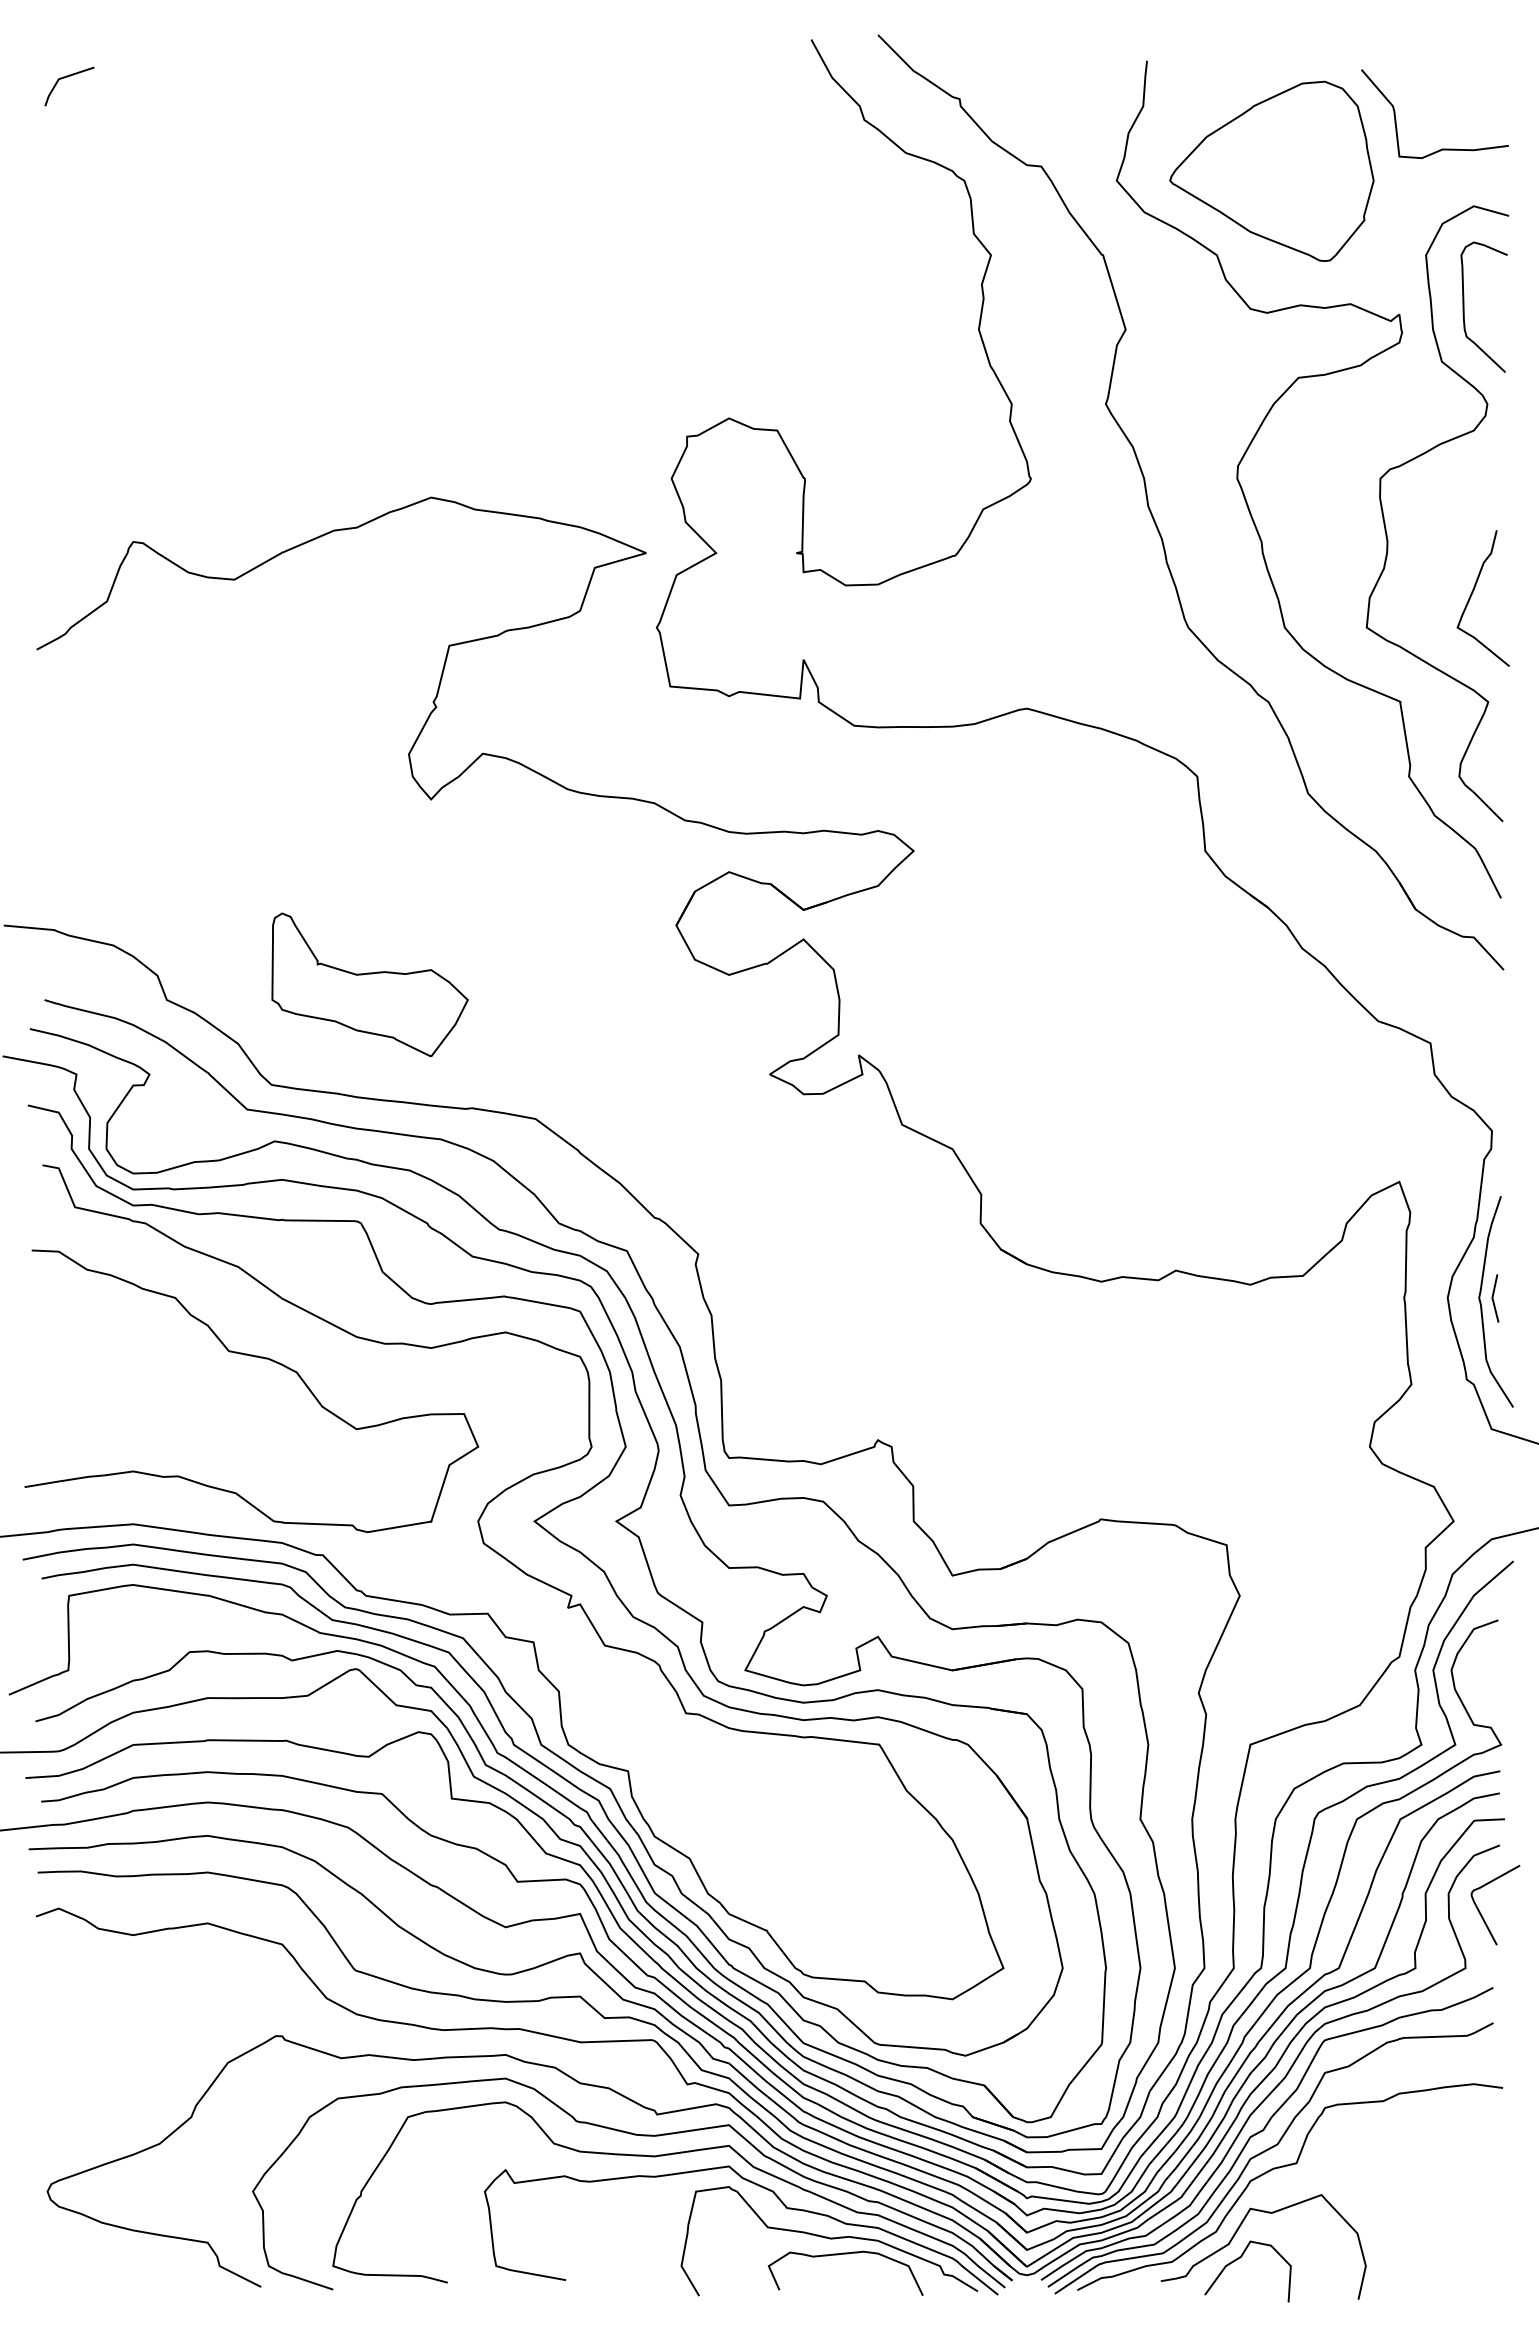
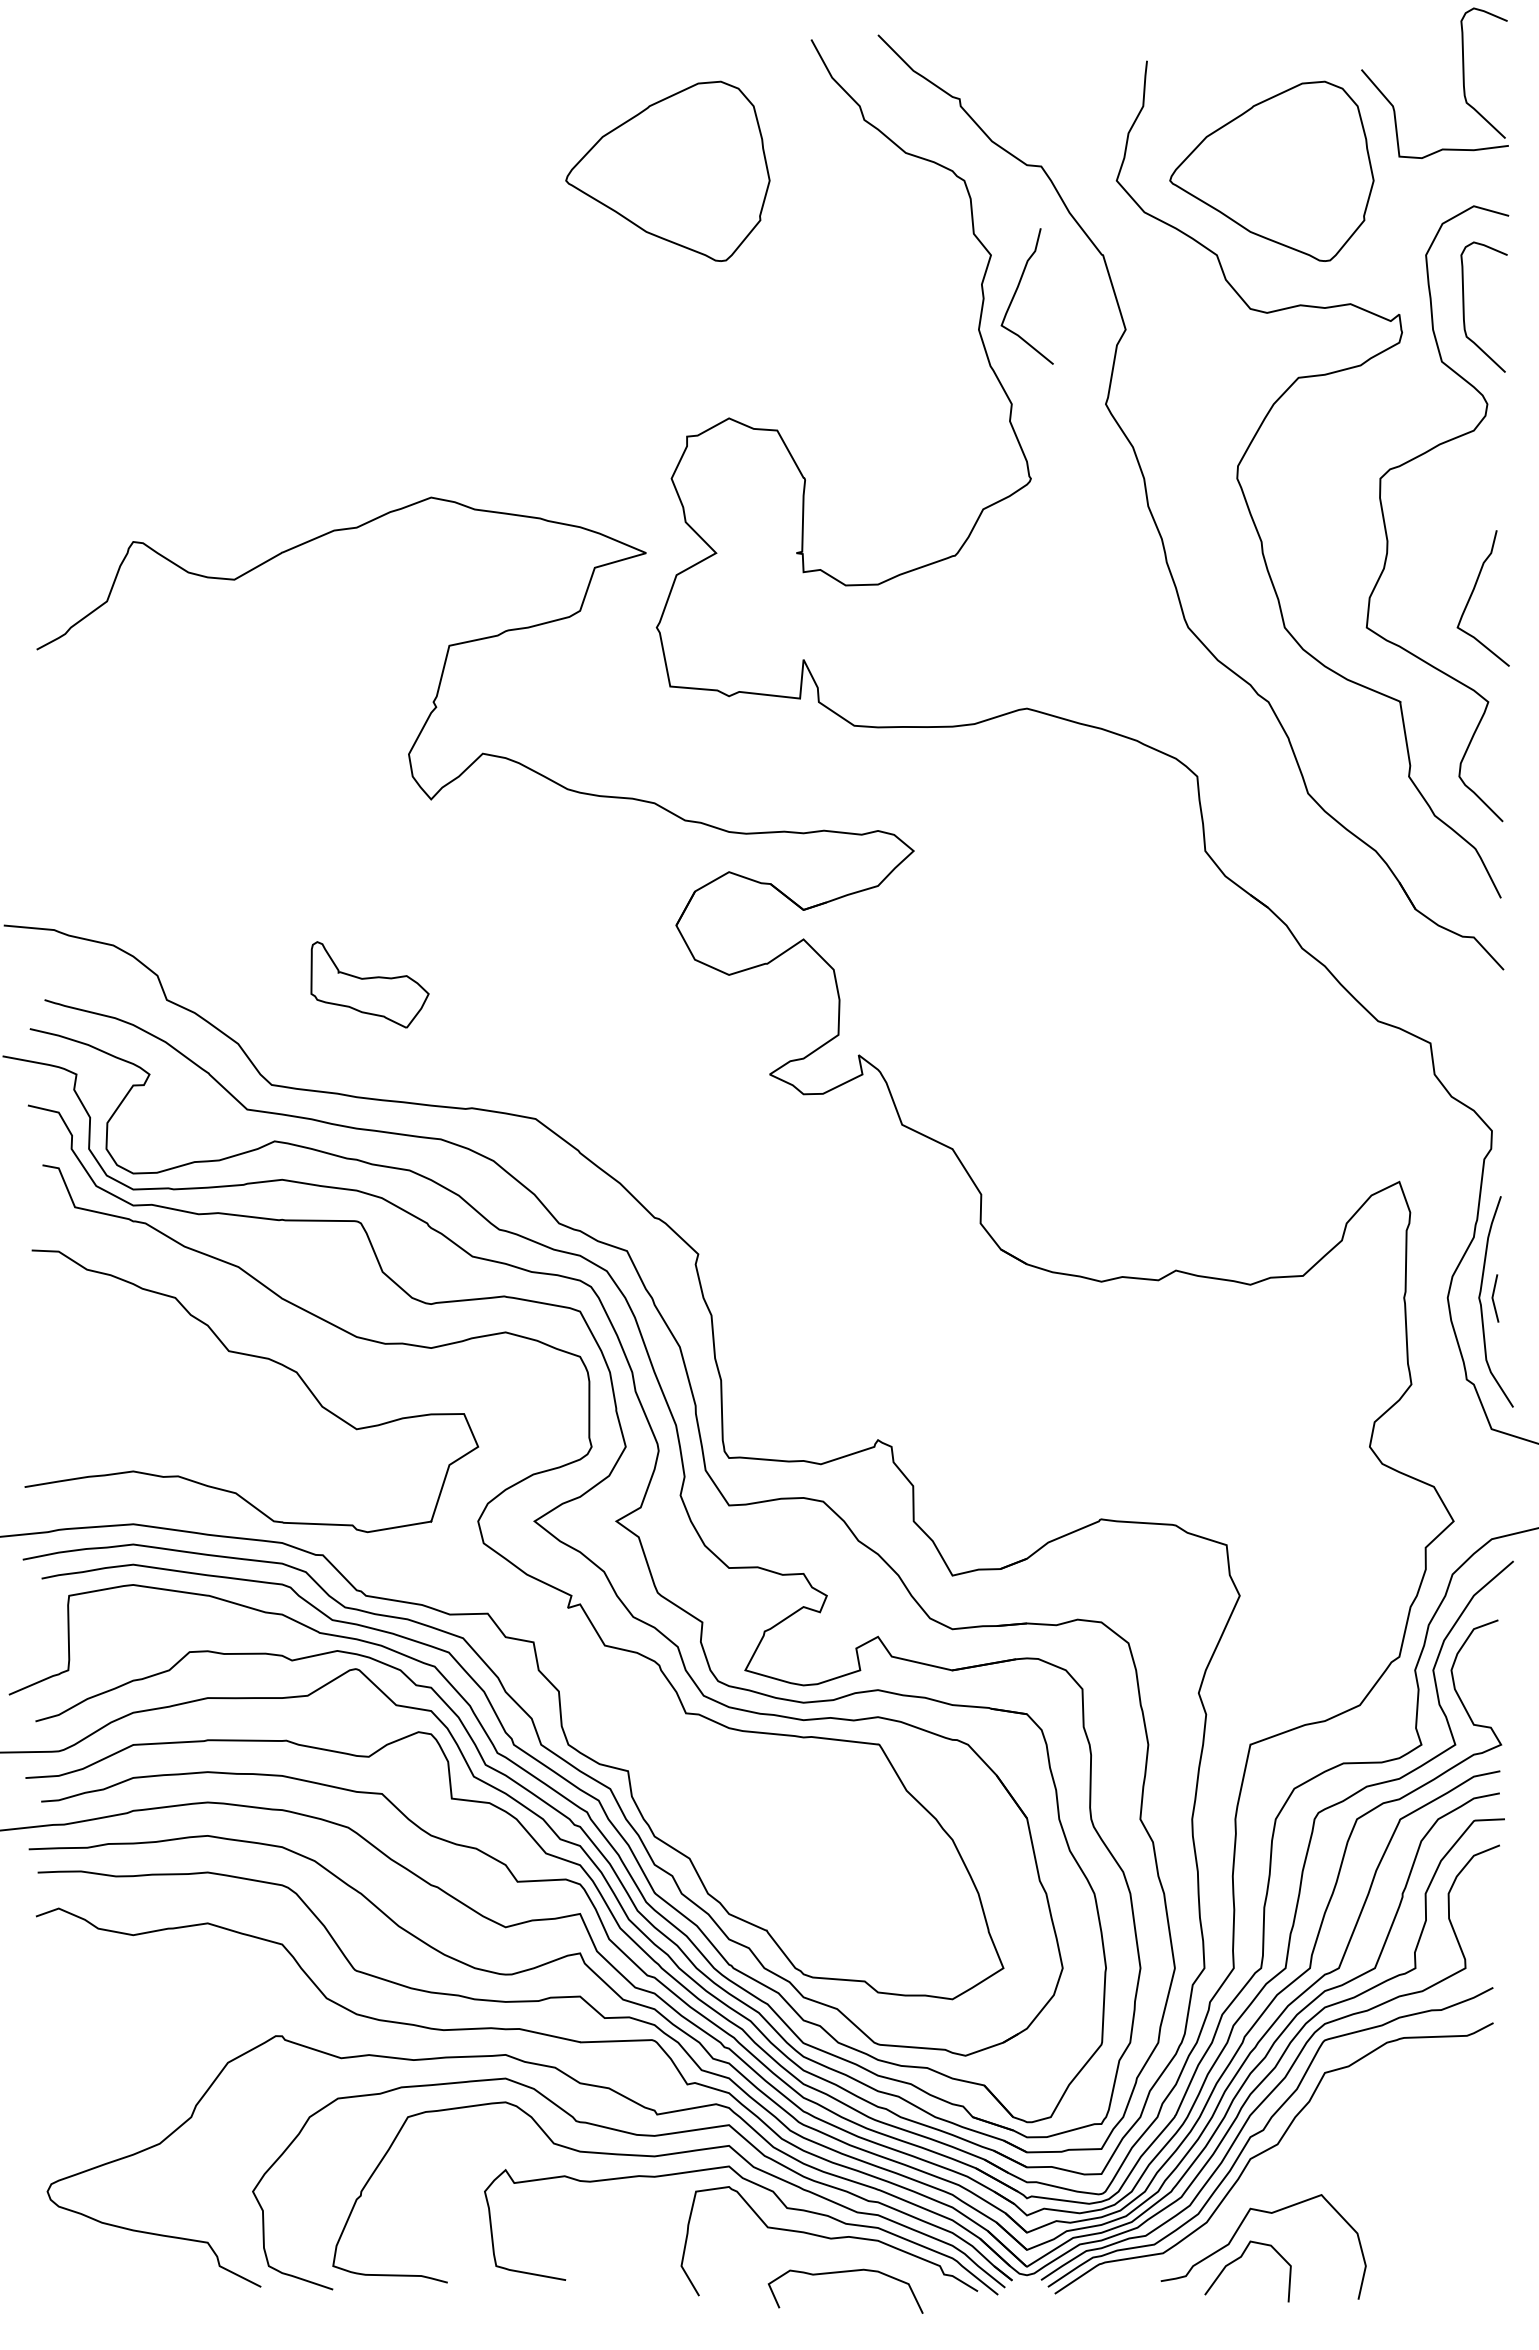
curve: none -> present (1464, 72)
line: present -> none (67, 77)
part: none -> present (667, 170)
curve: none -> present (1016, 292)
part size: 198x146 px -> 120x88 px (369, 984)
curve: present -> none (1480, 1911)
curve: present -> none (1288, 2166)
curve position: (845, 2254) -> (845, 2272) (845, 2272)
